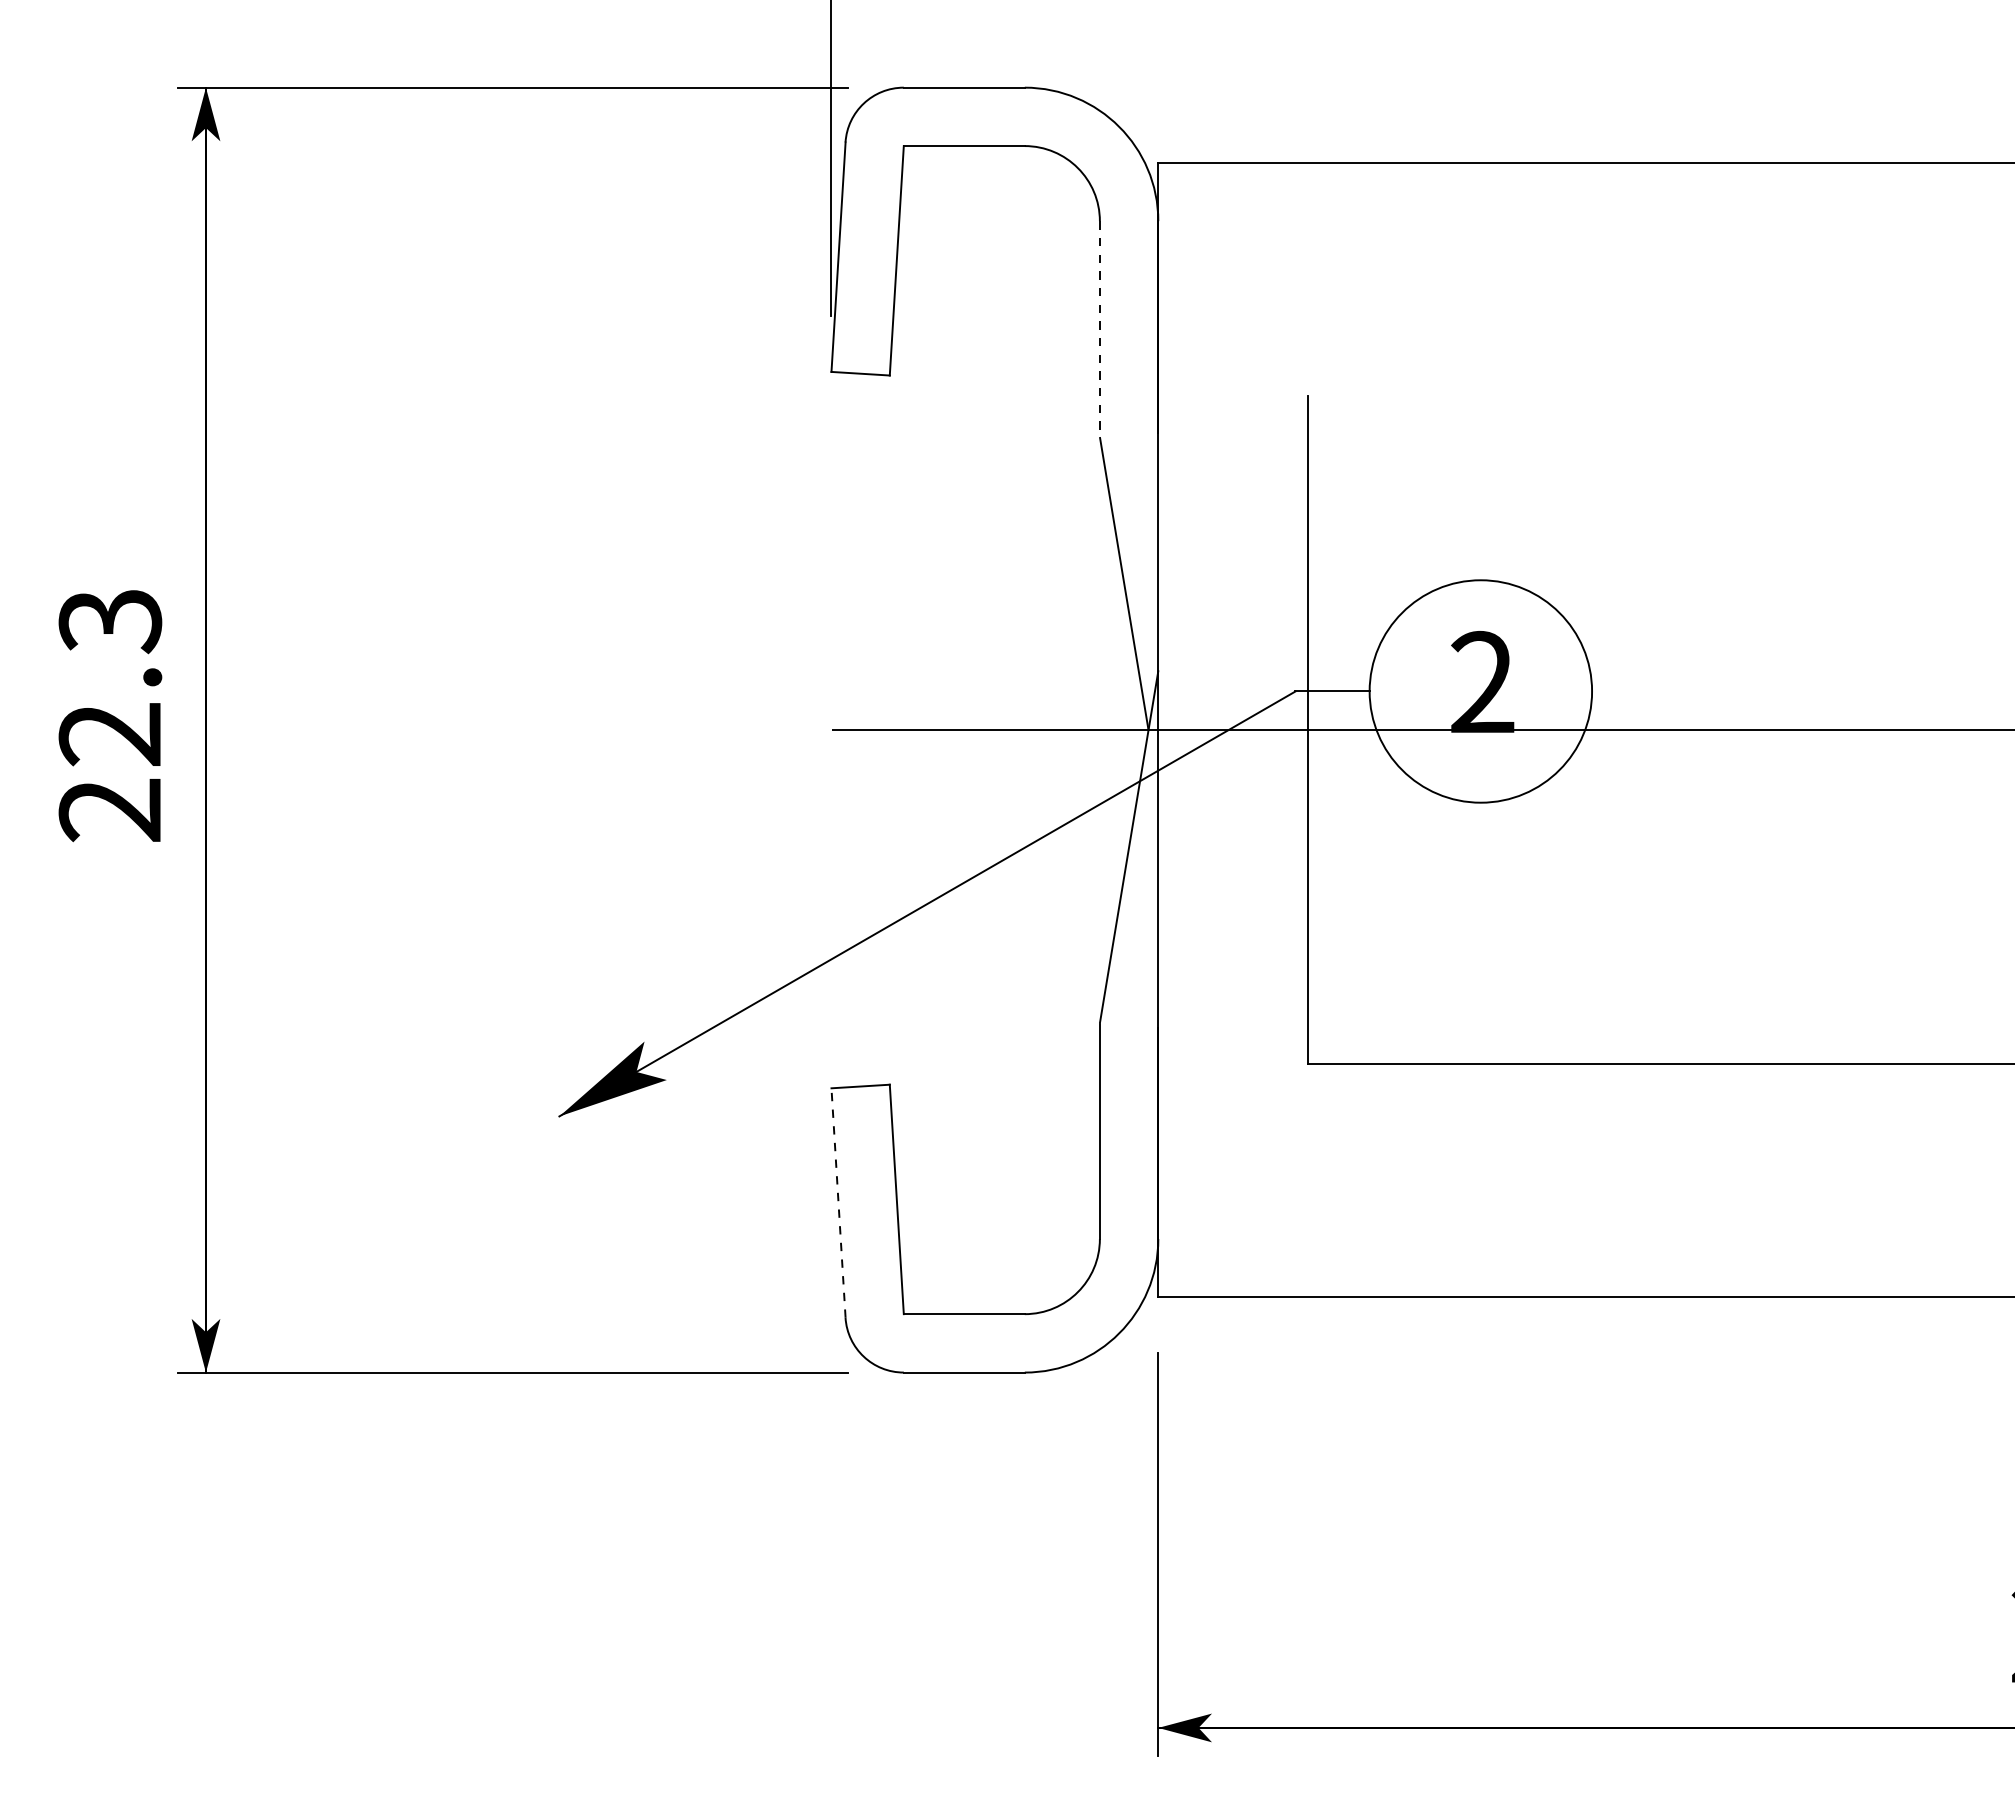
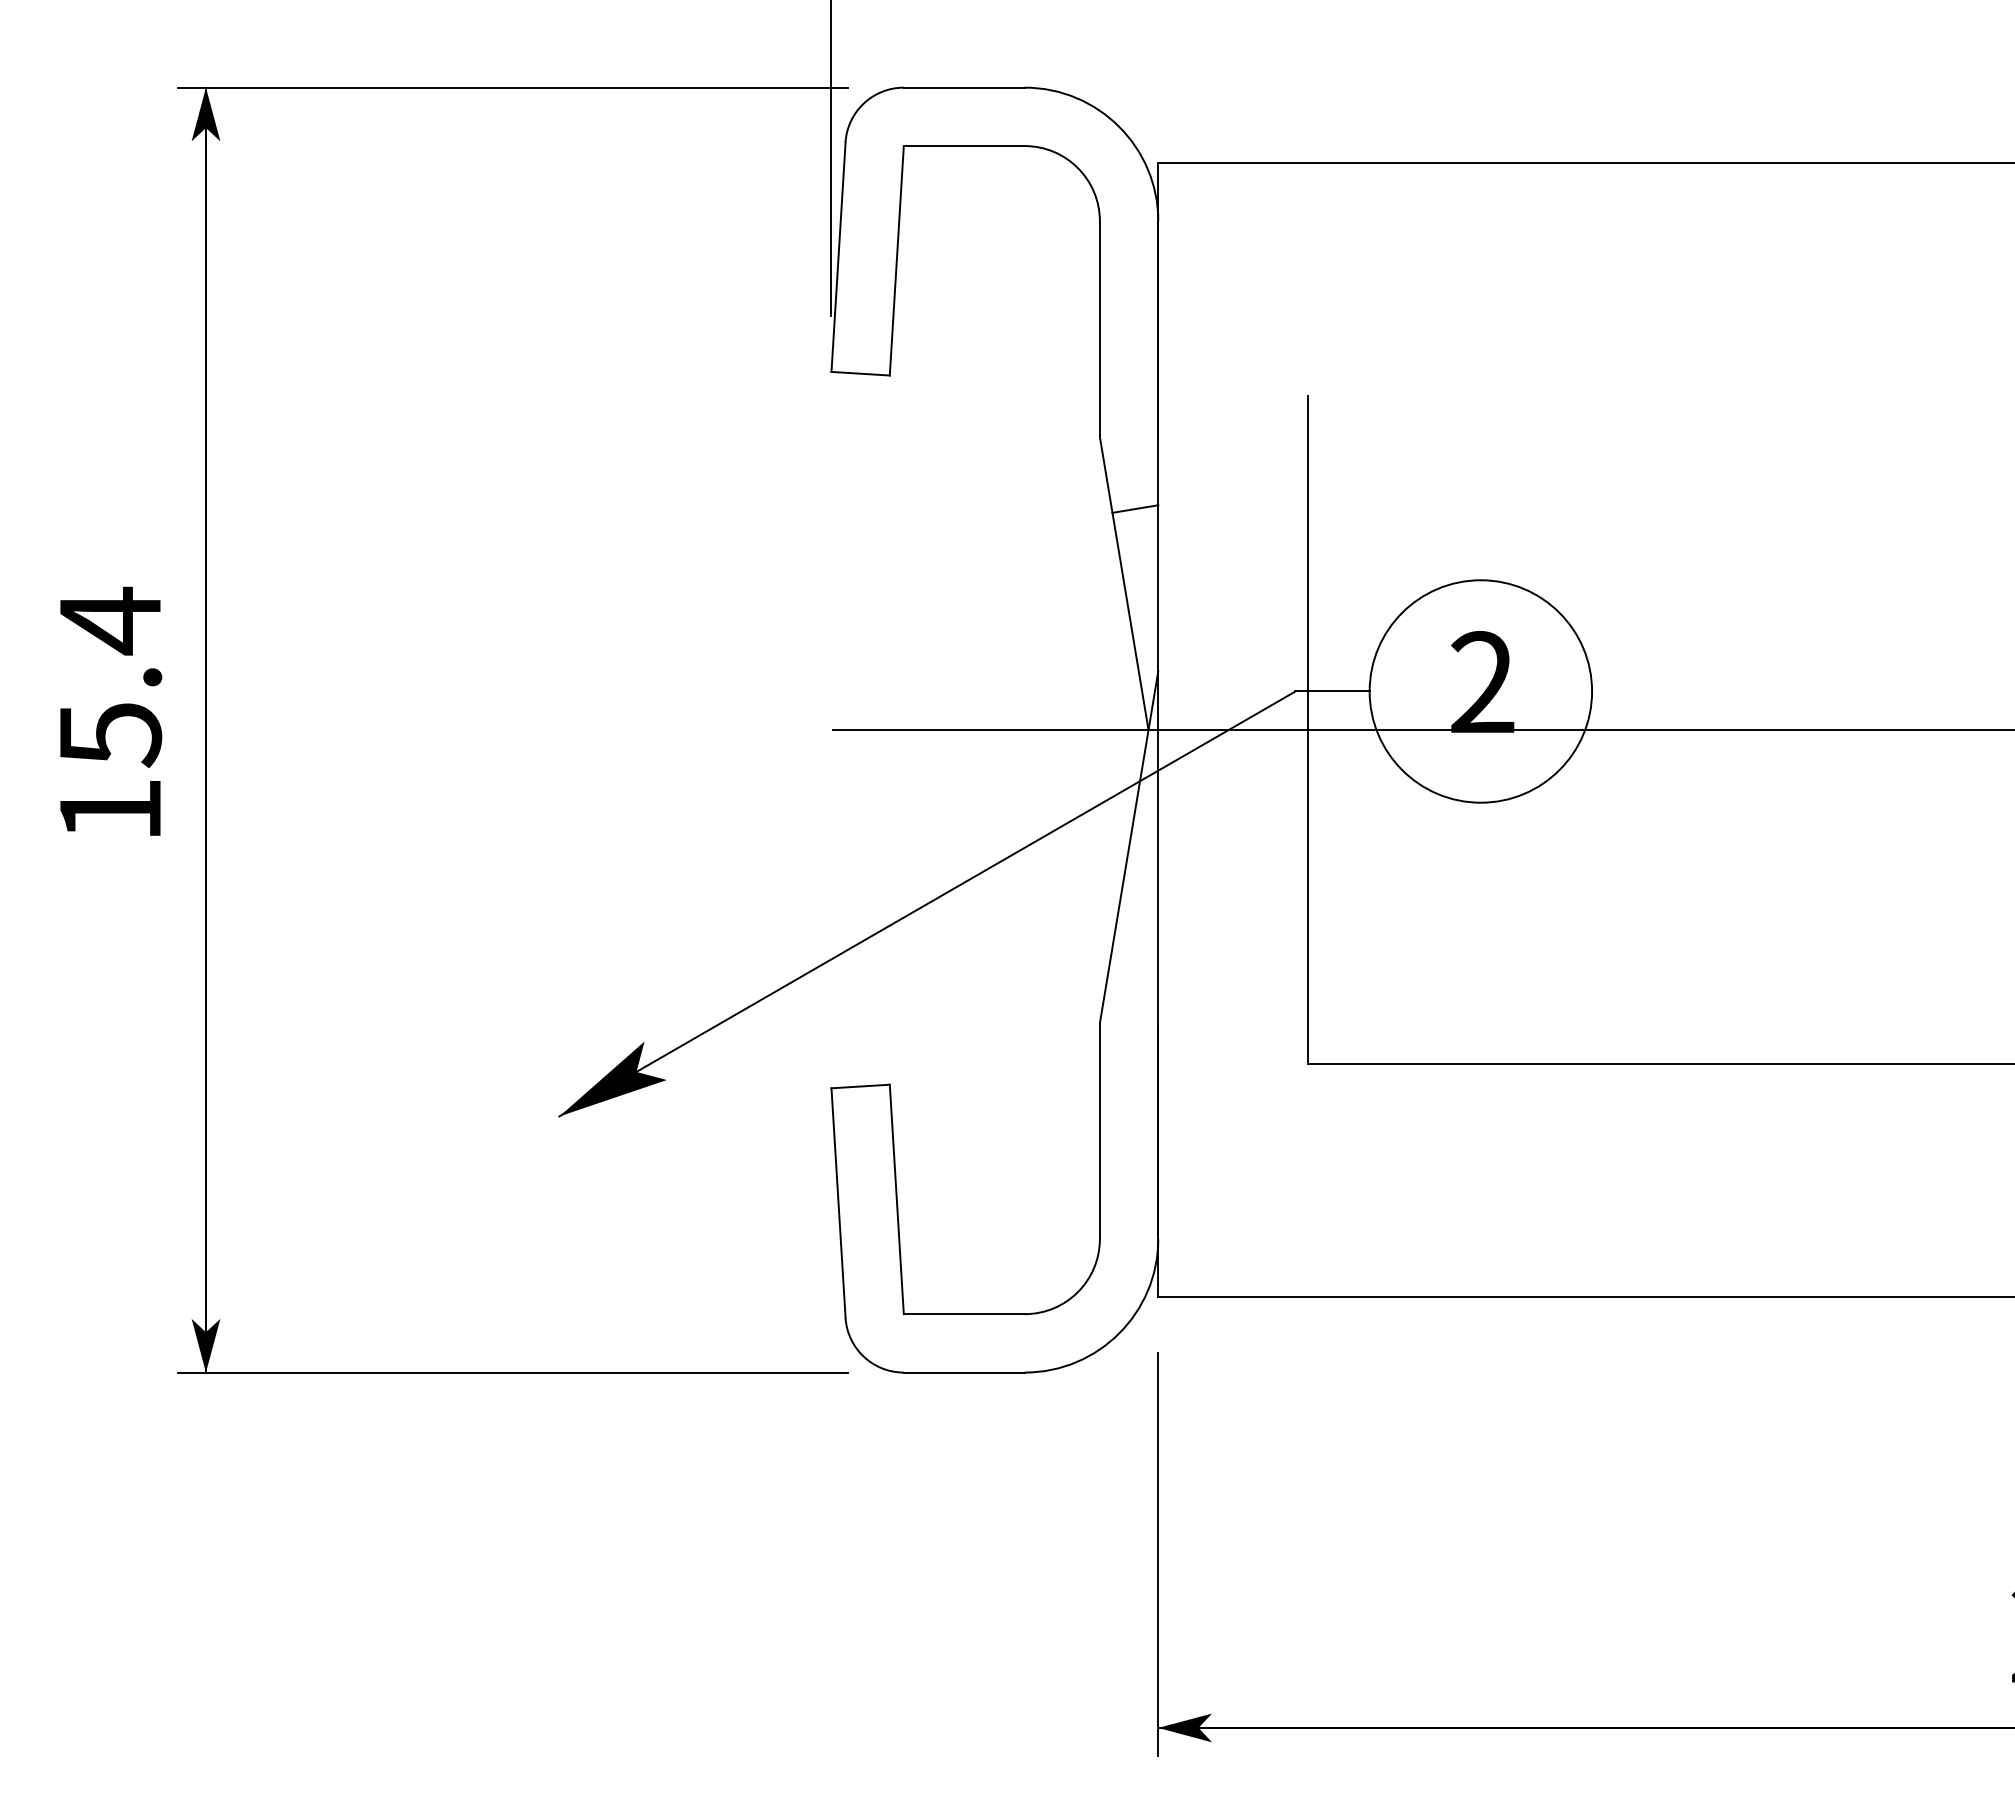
line: dashed -> solid (1099, 328)
line: none -> present (1135, 508)
text: 22.3 -> 15.4 (110, 714)
line: dashed -> solid (838, 1203)
